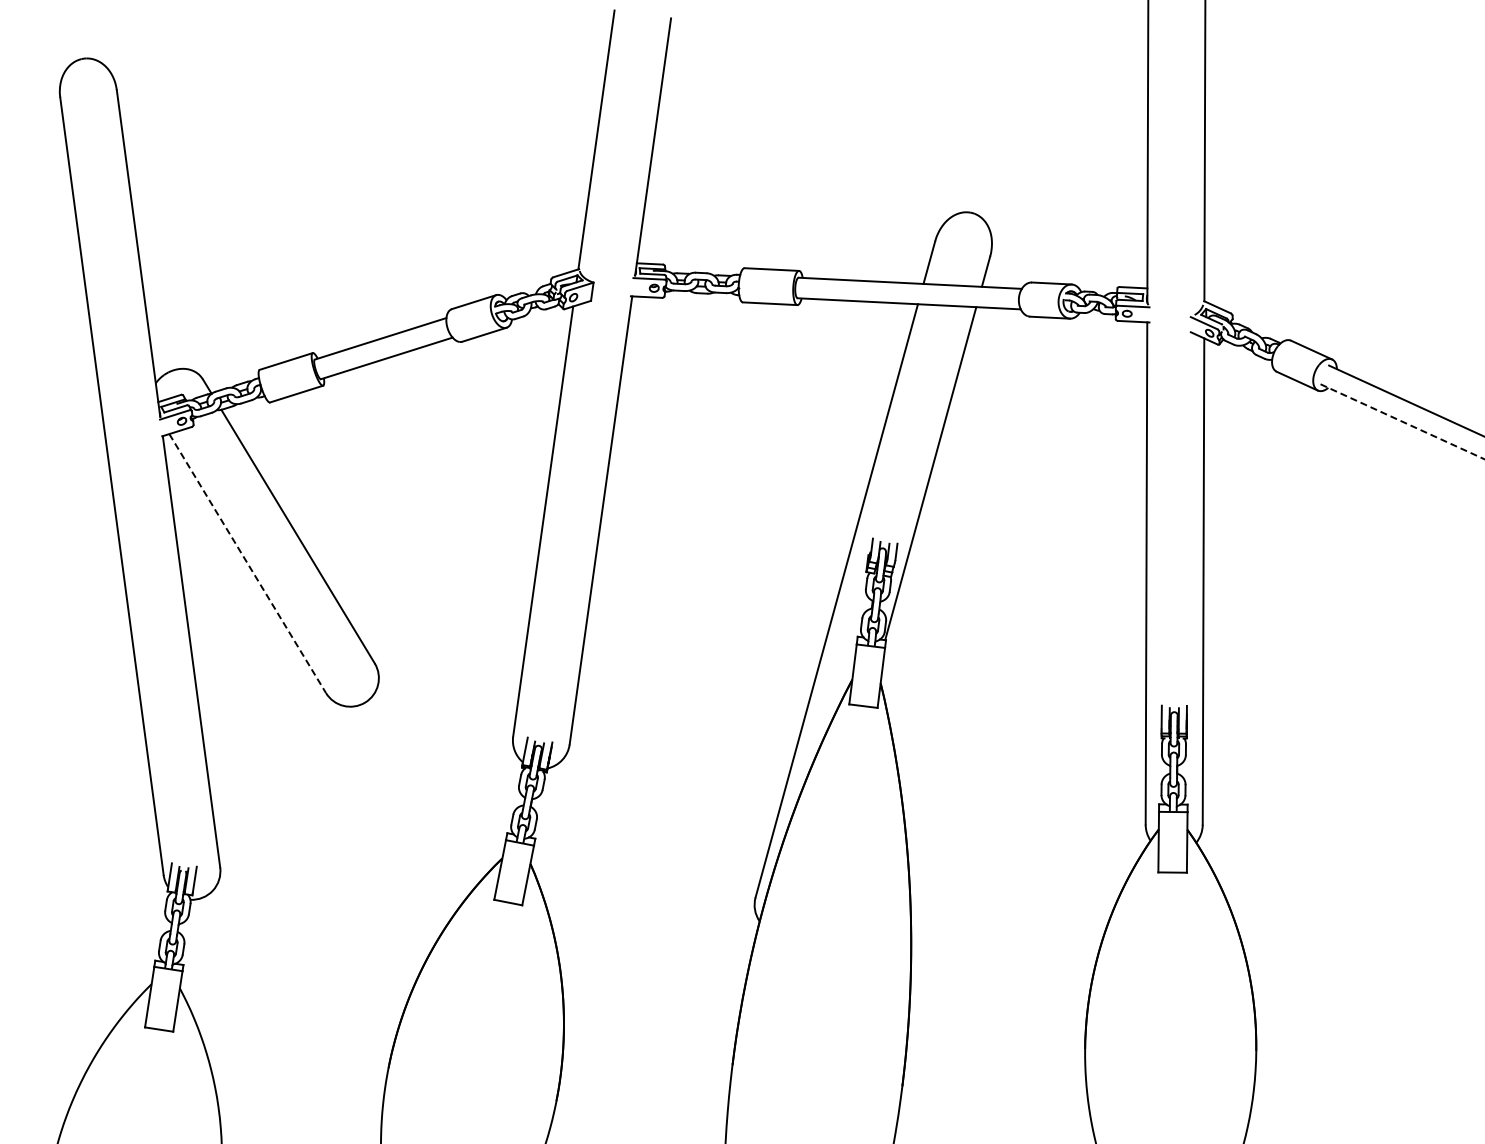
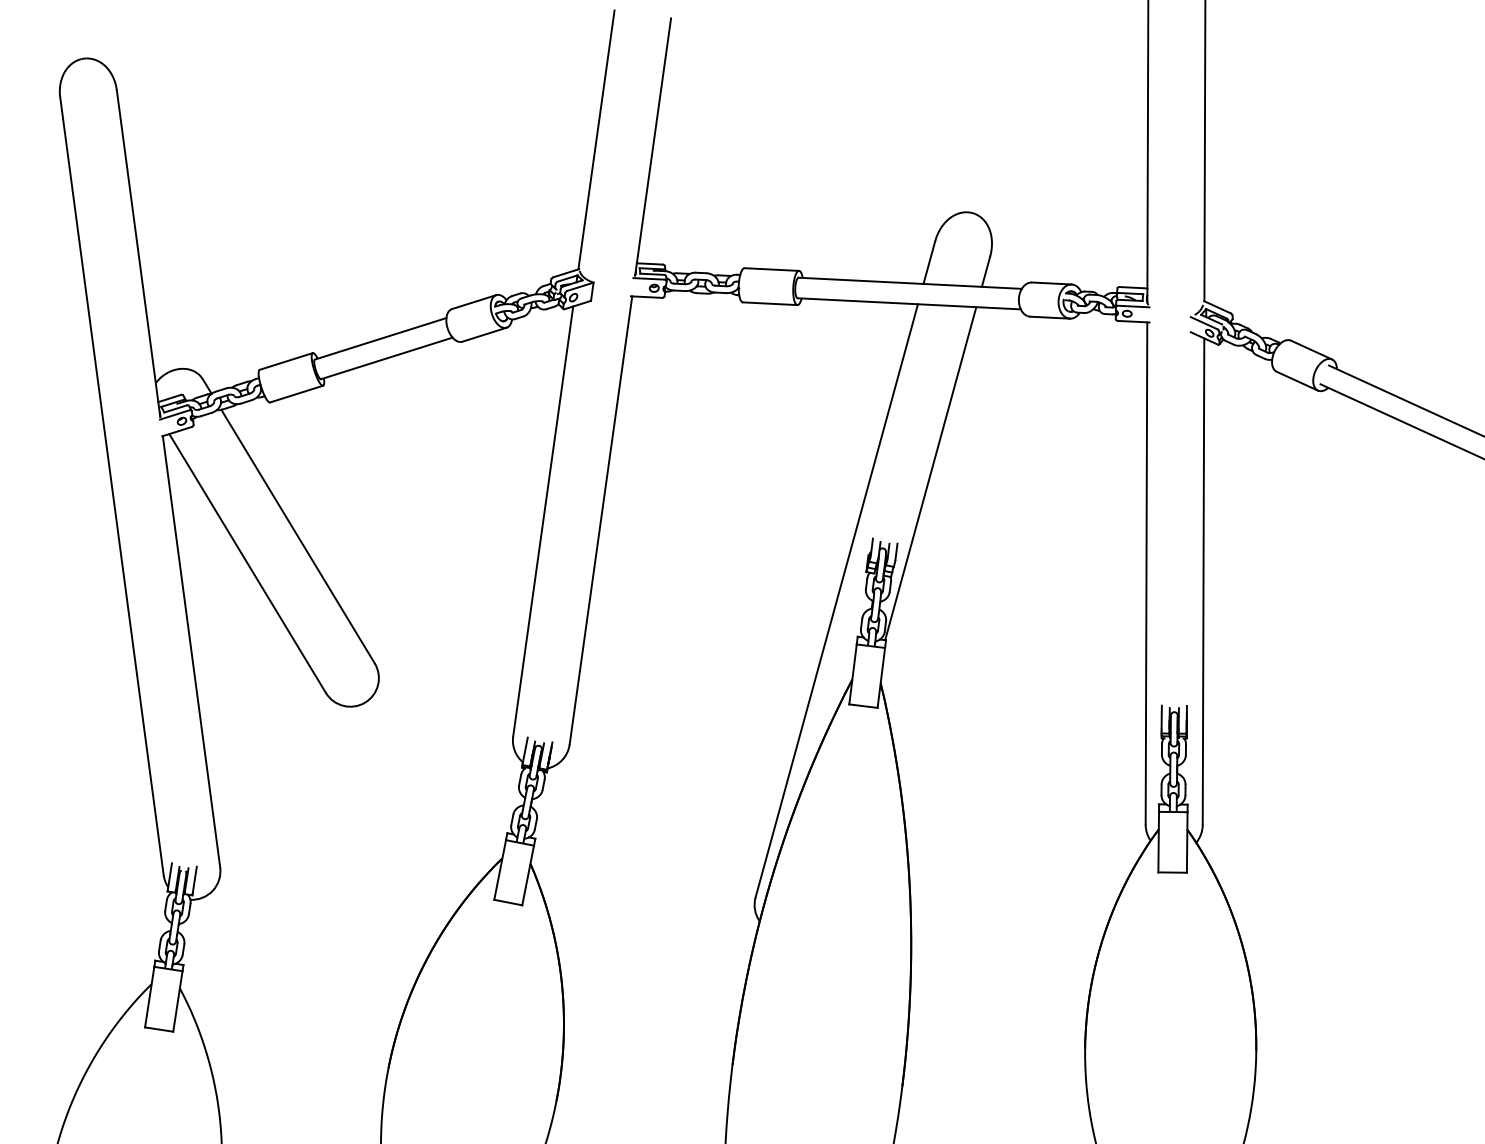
line: dashed -> solid (1403, 422)
line: dashed -> solid (247, 563)
